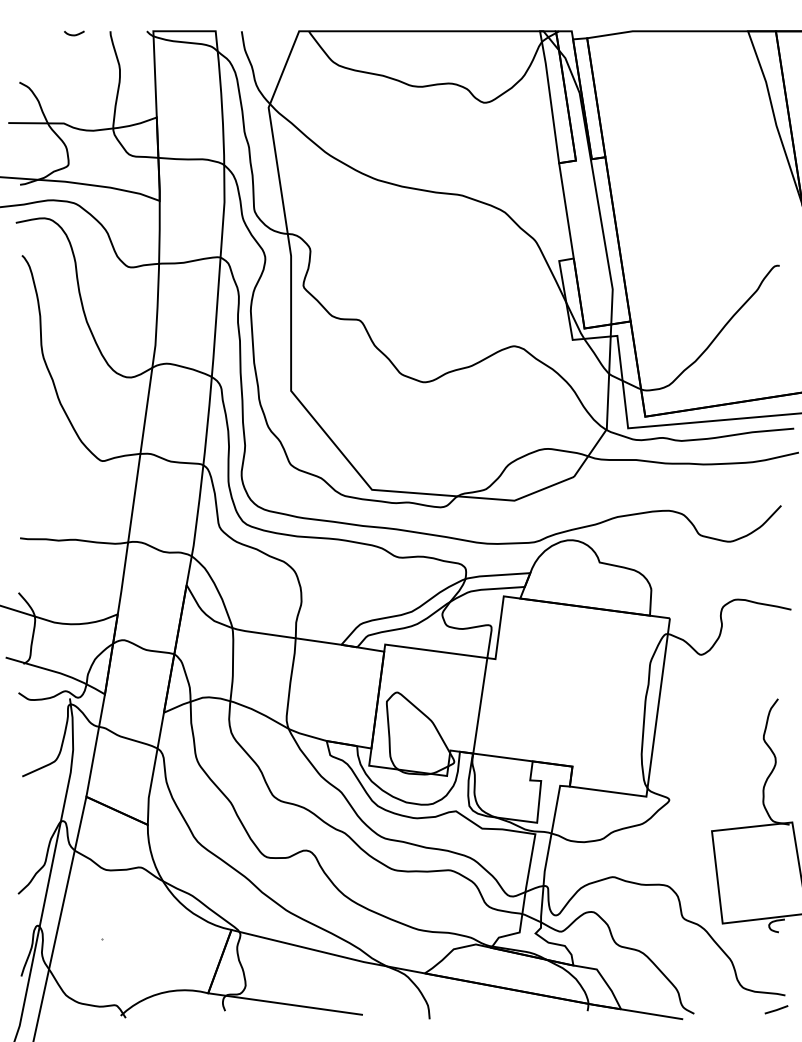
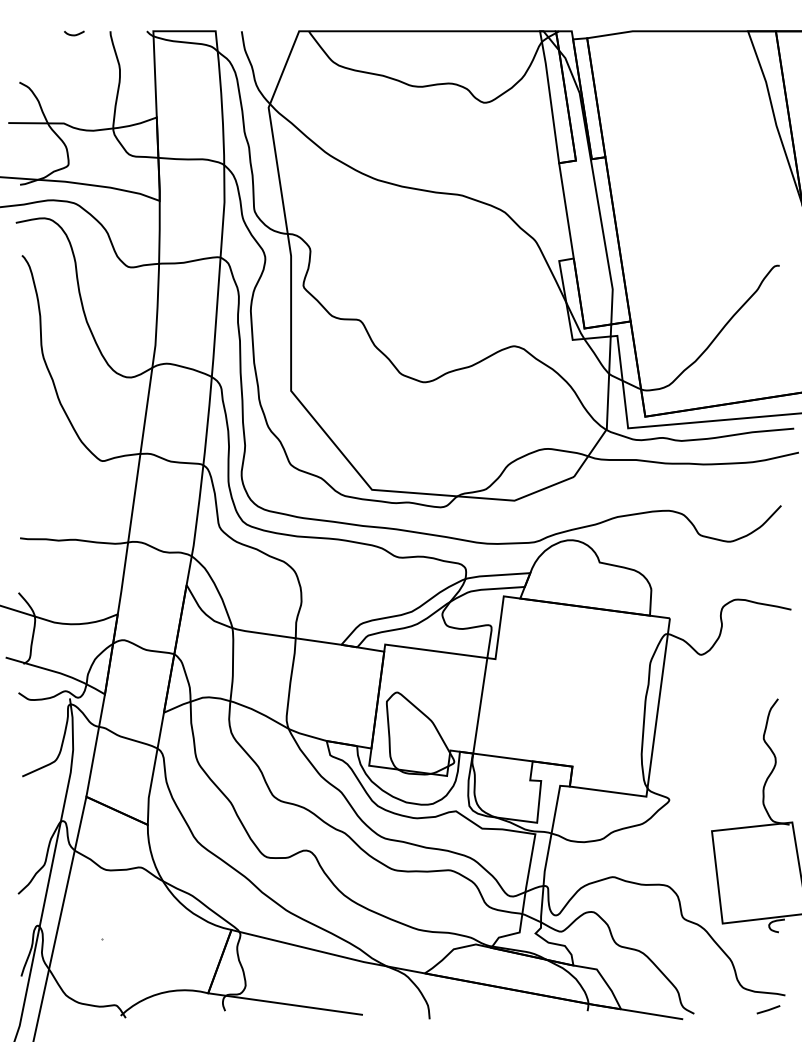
line position: (776, 1009) -> (768, 1009) (768, 1009)
